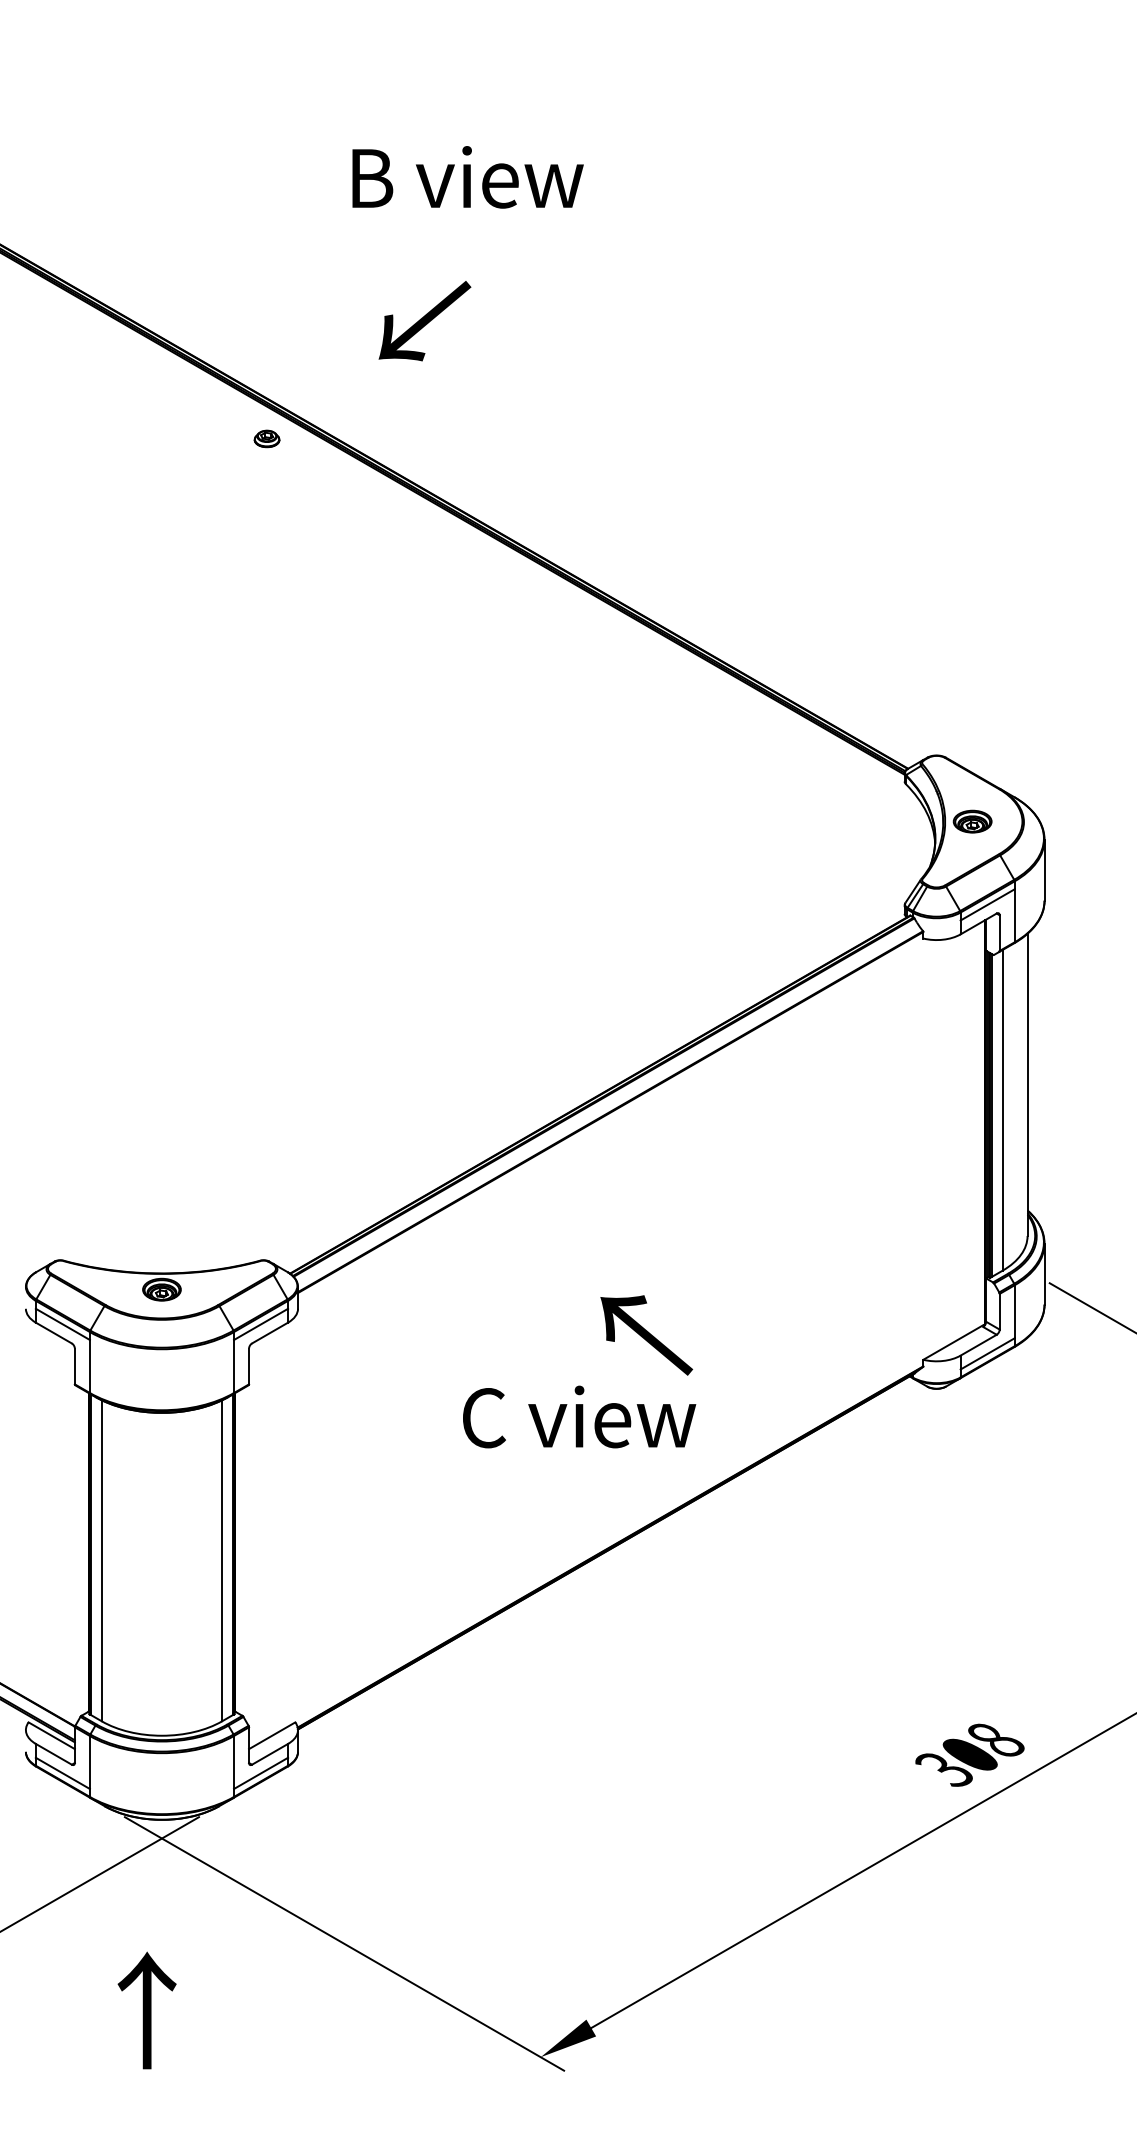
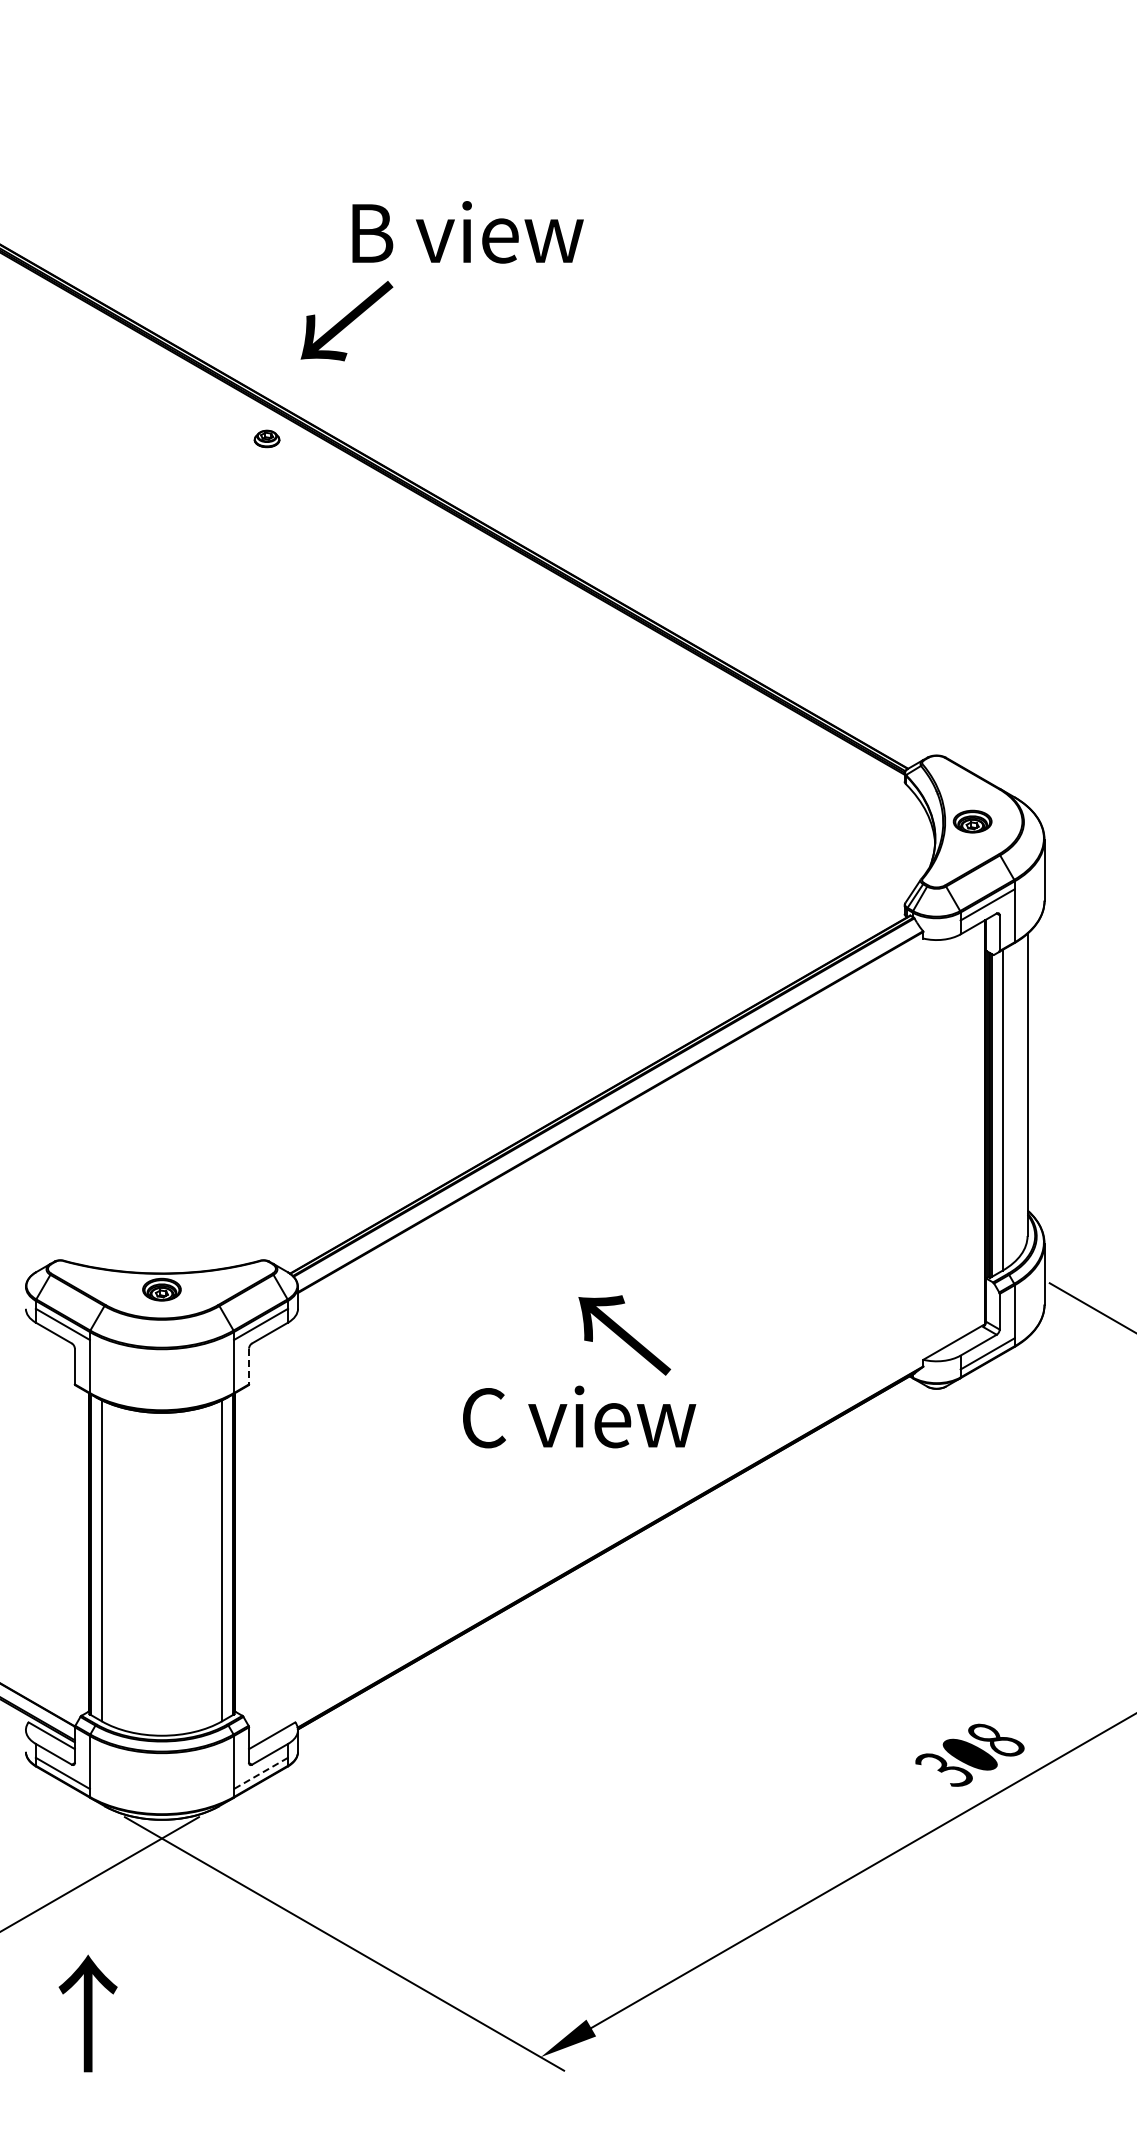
text position: (467, 177) -> (467, 232) (467, 232)
text position: (424, 321) -> (346, 321) (346, 321)
text position: (646, 1335) -> (624, 1335) (624, 1335)
line: solid -> dashed (249, 1366)
line: solid -> dashed (260, 1773)
text position: (146, 2010) -> (87, 2013) (87, 2013)
